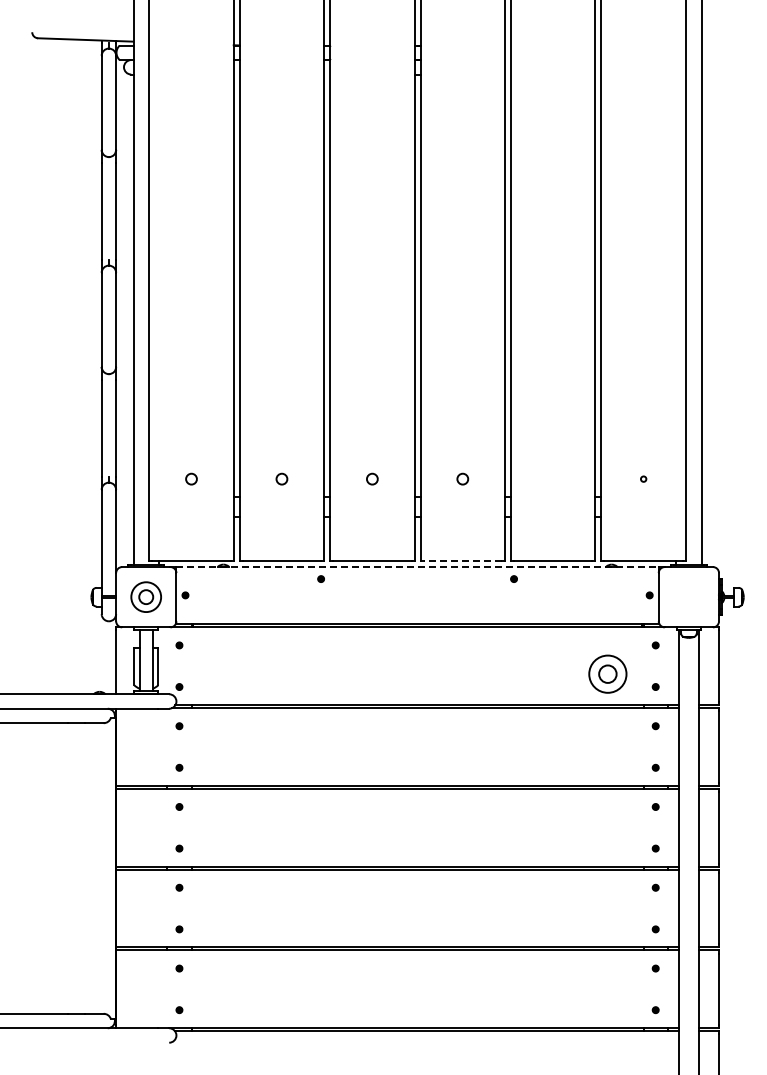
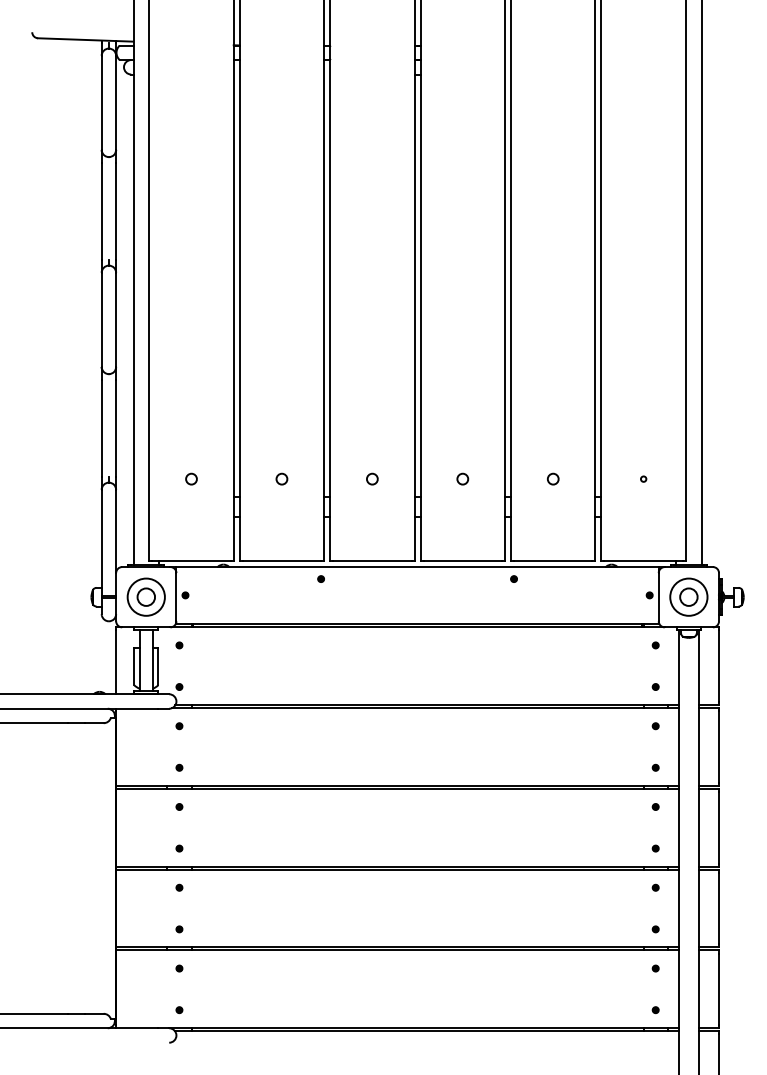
circle: none -> present (553, 478)
line: dashed -> solid (462, 561)
line: dashed -> solid (418, 567)
part size: 32x32 px -> 40x40 px (145, 596)
part position: (607, 673) -> (688, 596) (688, 596)
